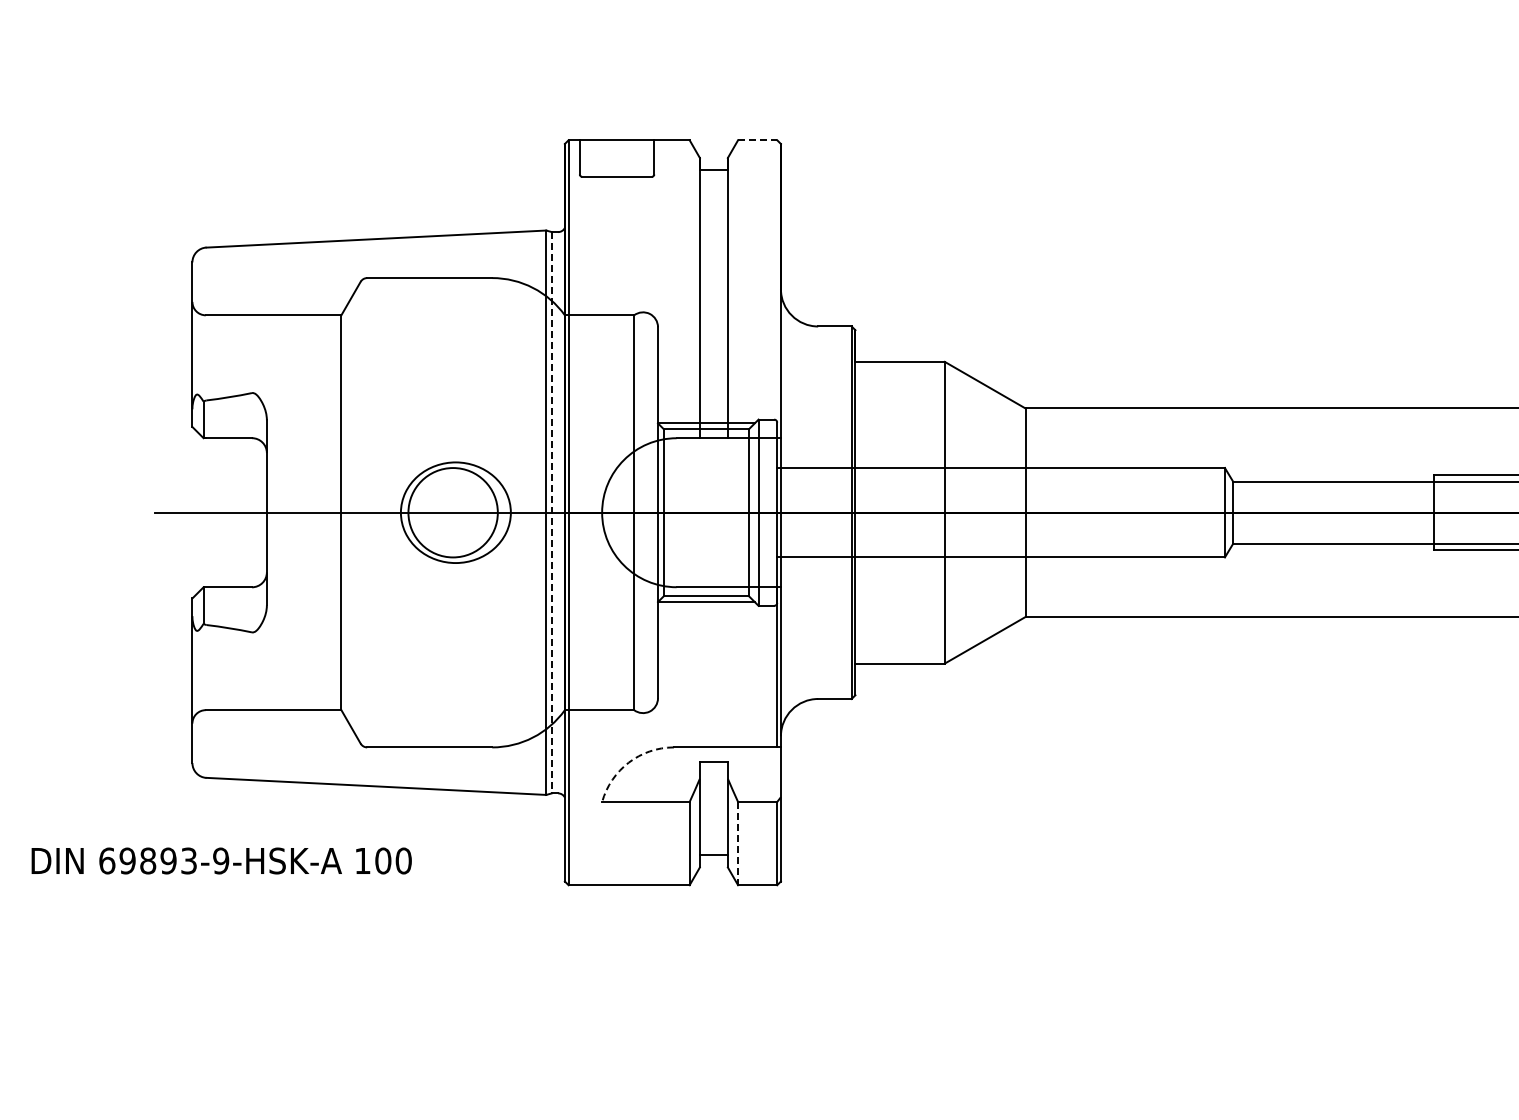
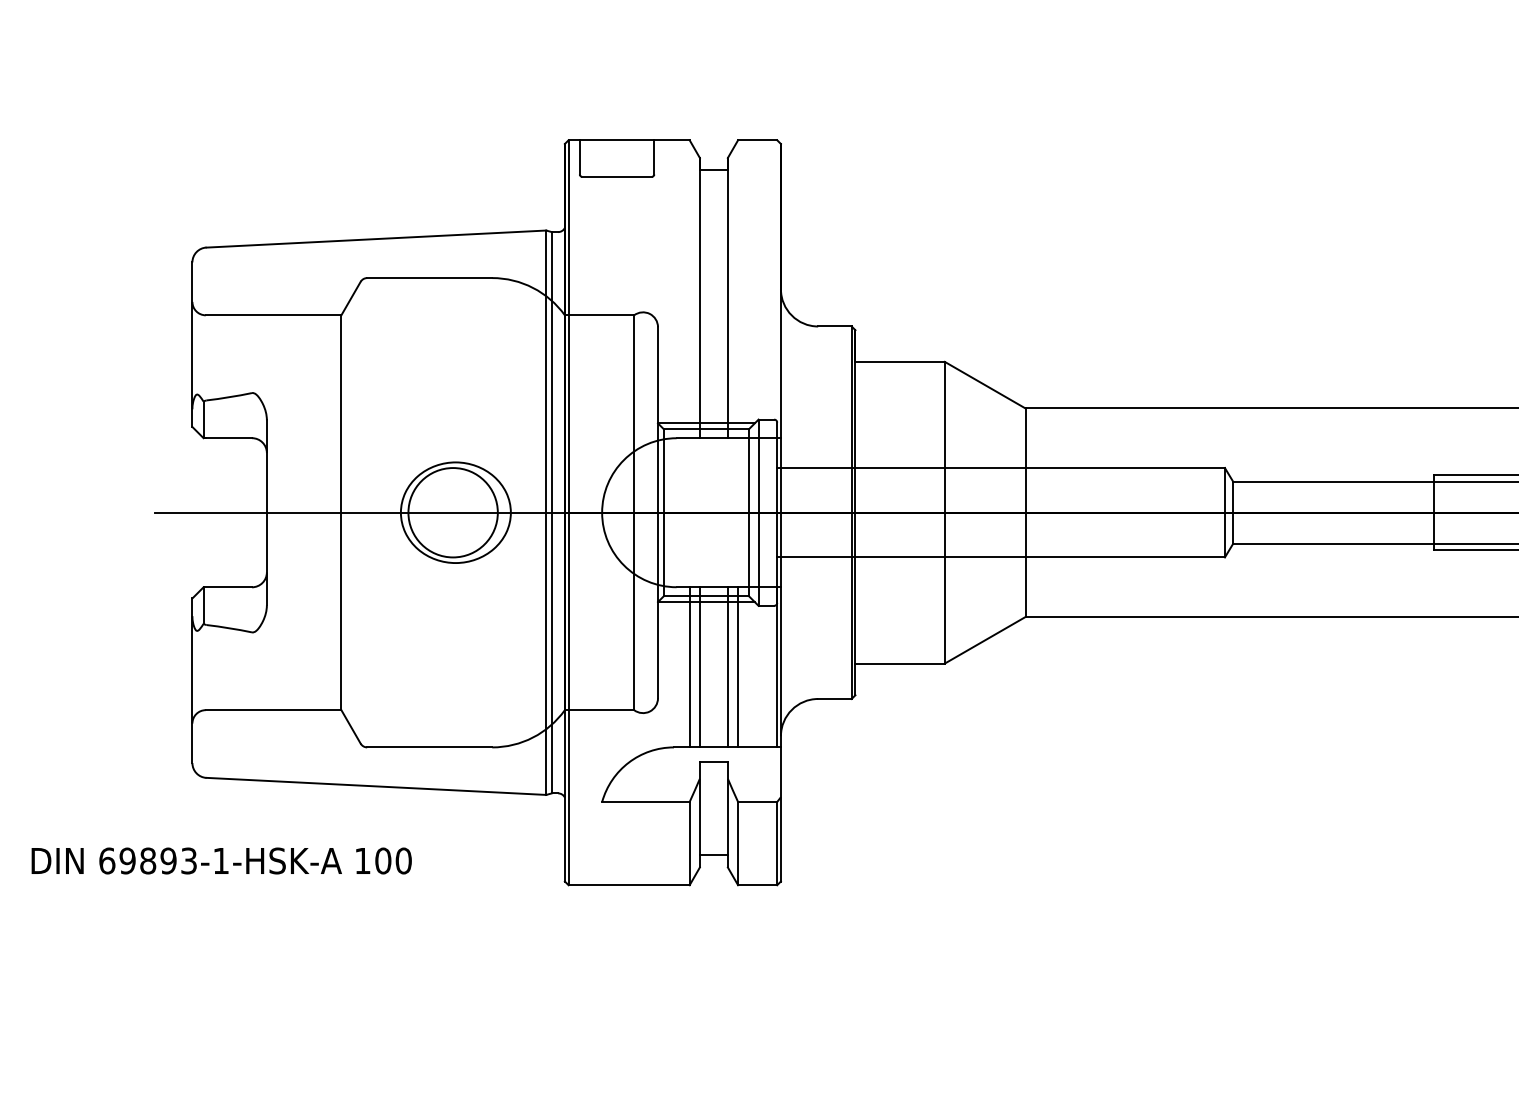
line: dashed -> solid (757, 140)
line: dashed -> solid (551, 512)
line: none -> present (689, 667)
line: none -> present (699, 667)
line: none -> present (727, 667)
line: none -> present (738, 667)
arc: dashed -> solid (628, 762)
line: dashed -> solid (738, 843)
text: 69893-9-HSK-A -> 69893-1-HSK-A (221, 860)
